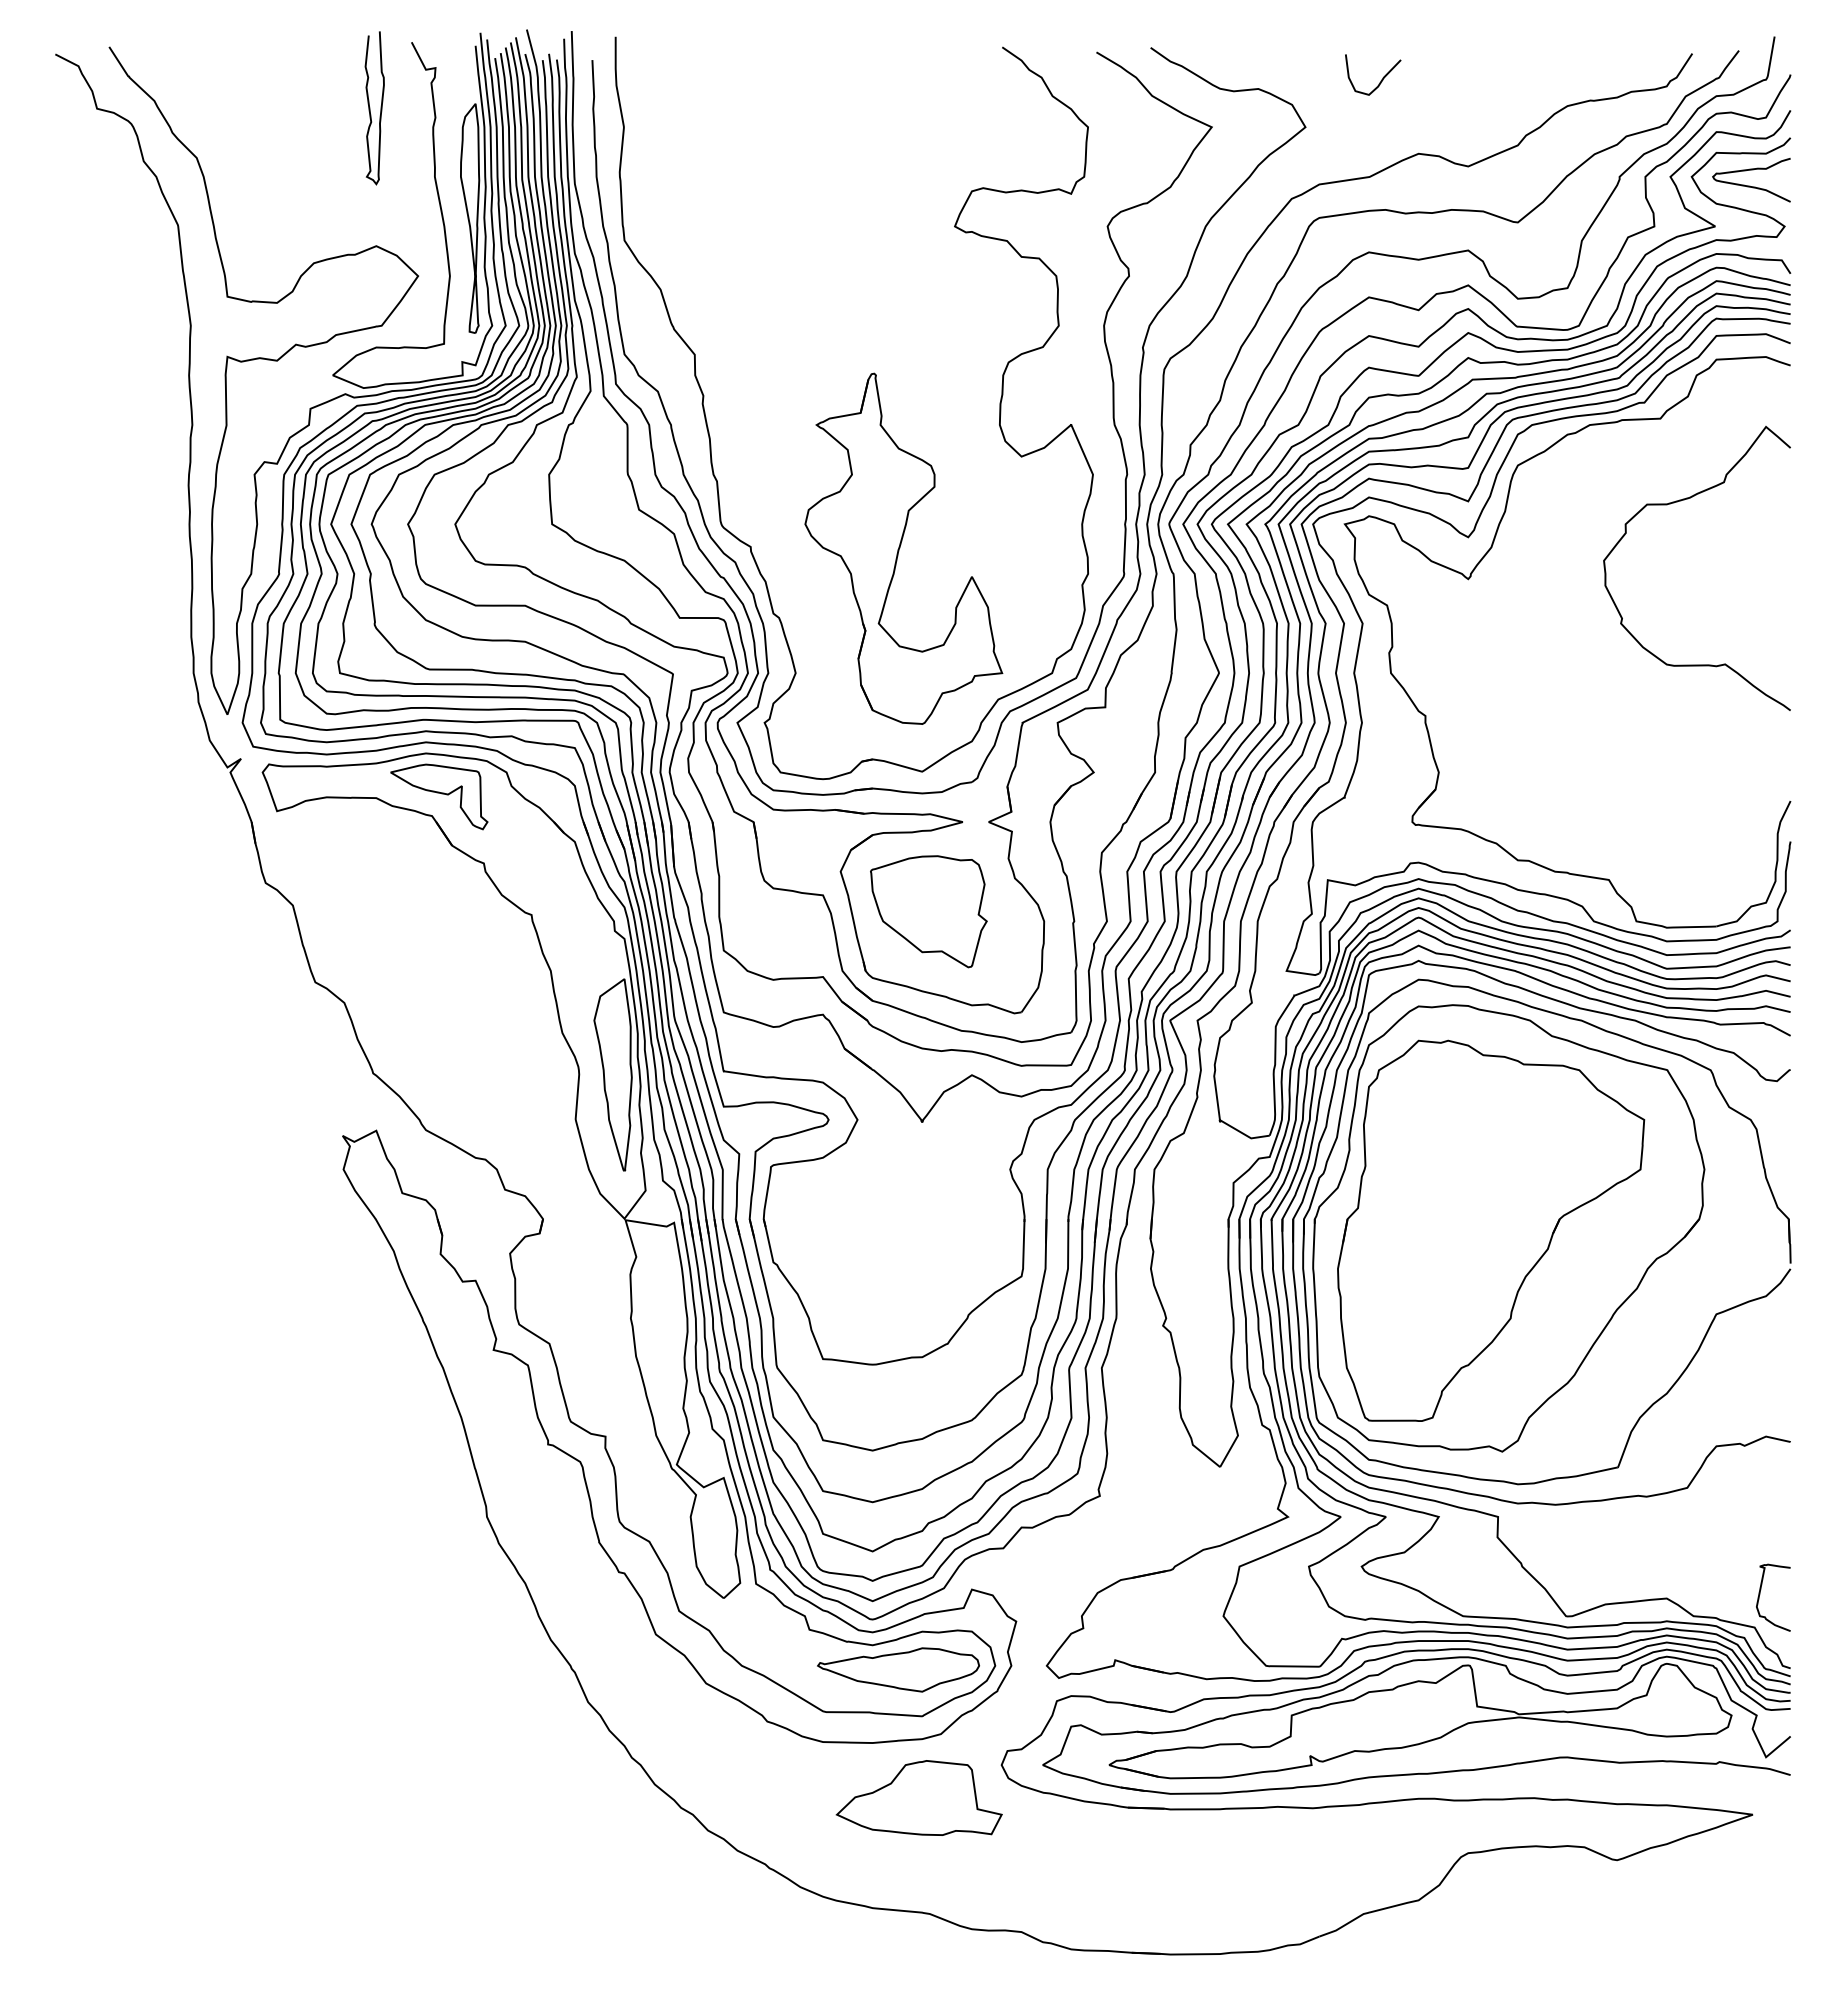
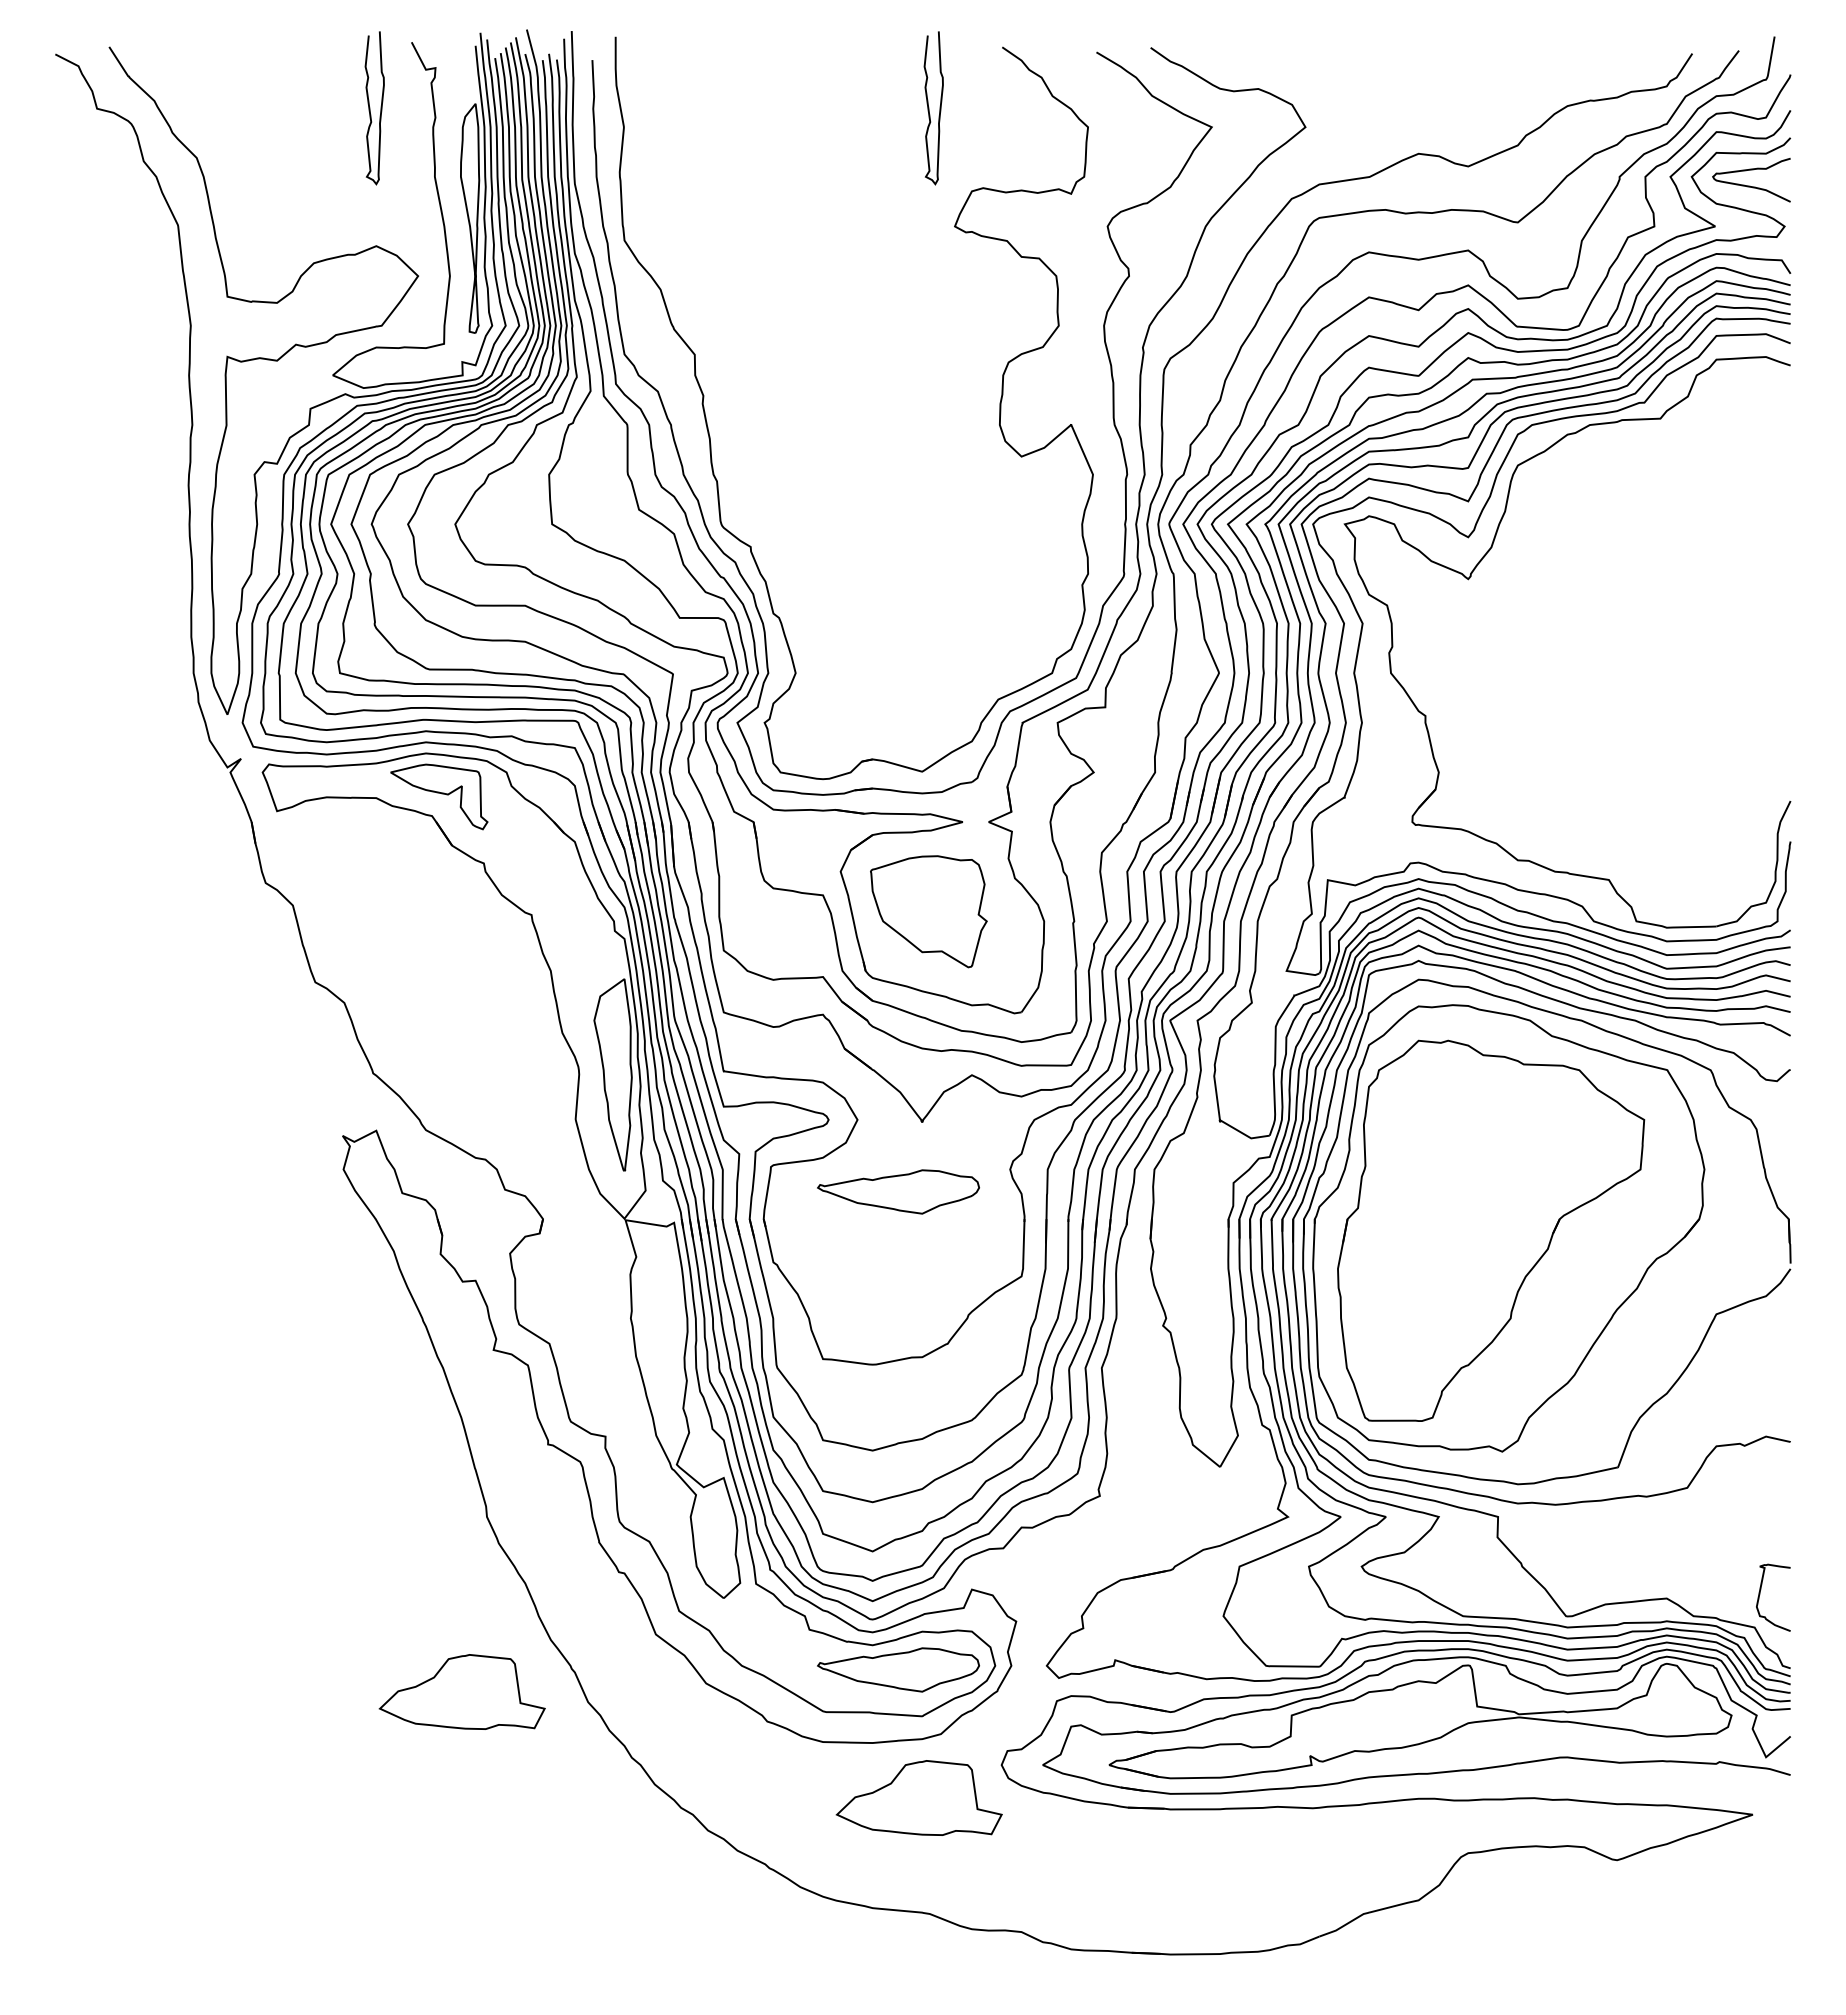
curve: present -> none (1381, 79)
curve: none -> present (929, 108)
curve: present -> none (1674, 503)
part: present -> none (903, 548)
part: none -> present (898, 1191)
part: none -> present (461, 1691)
